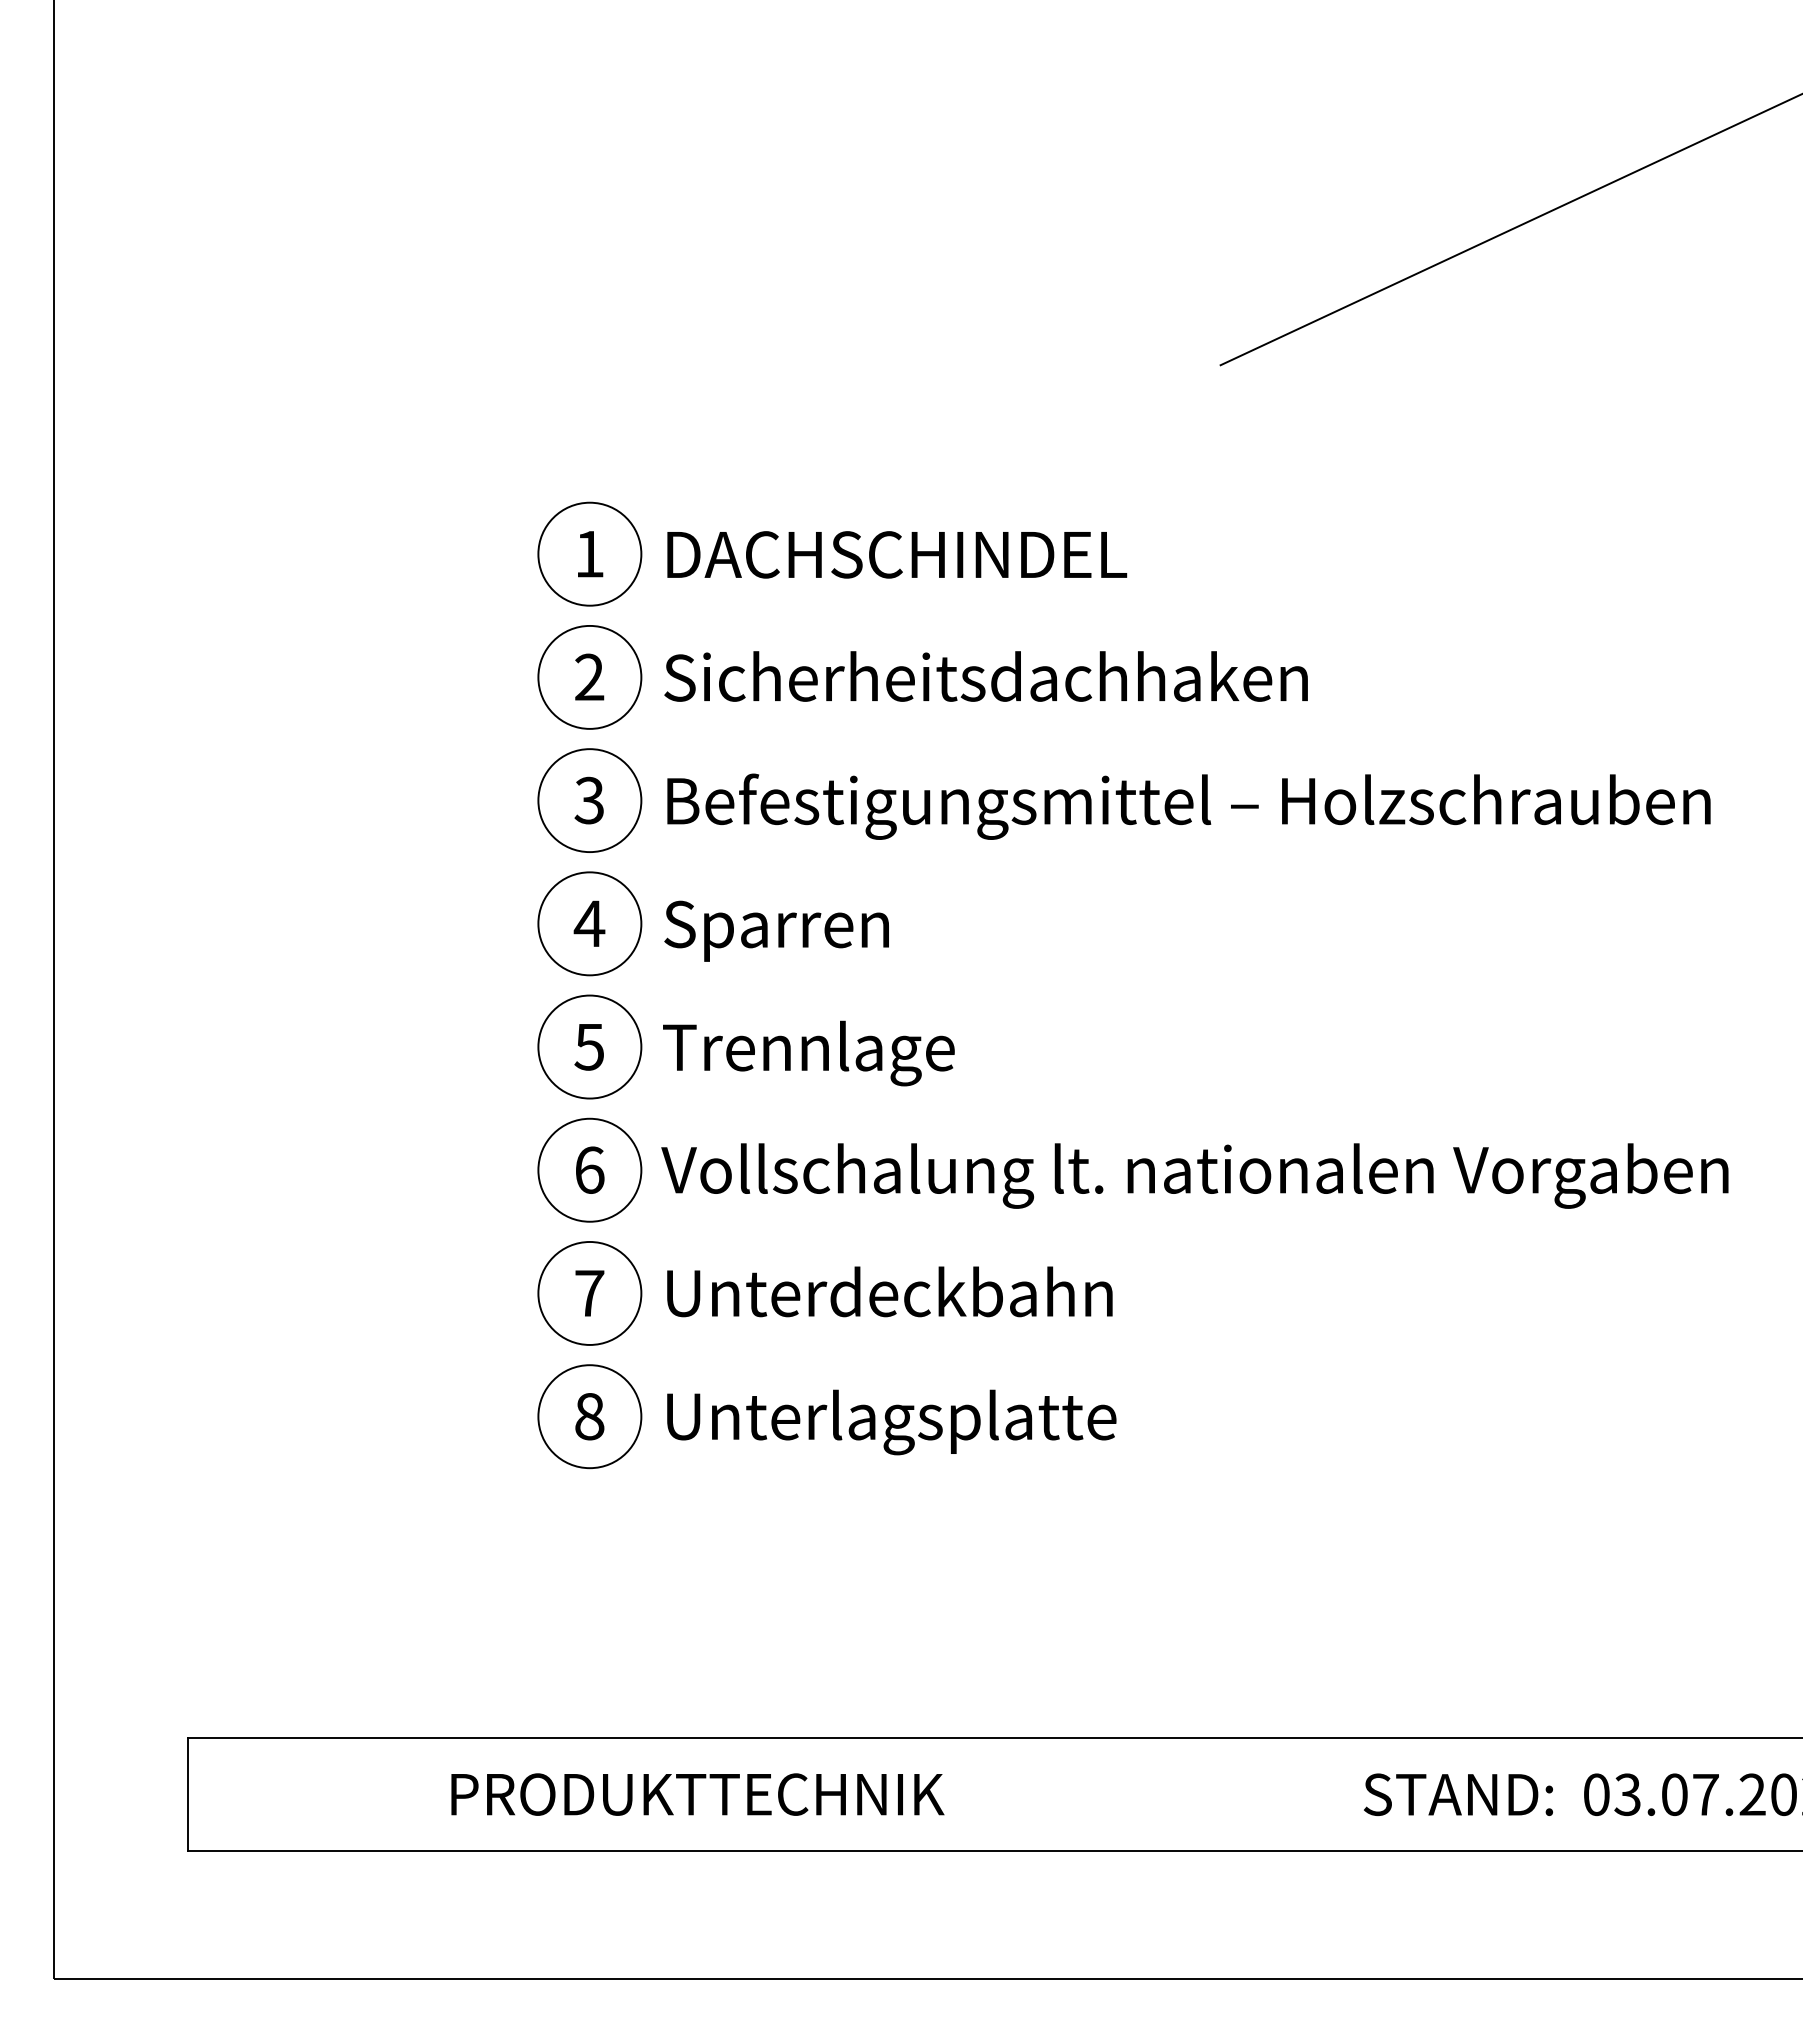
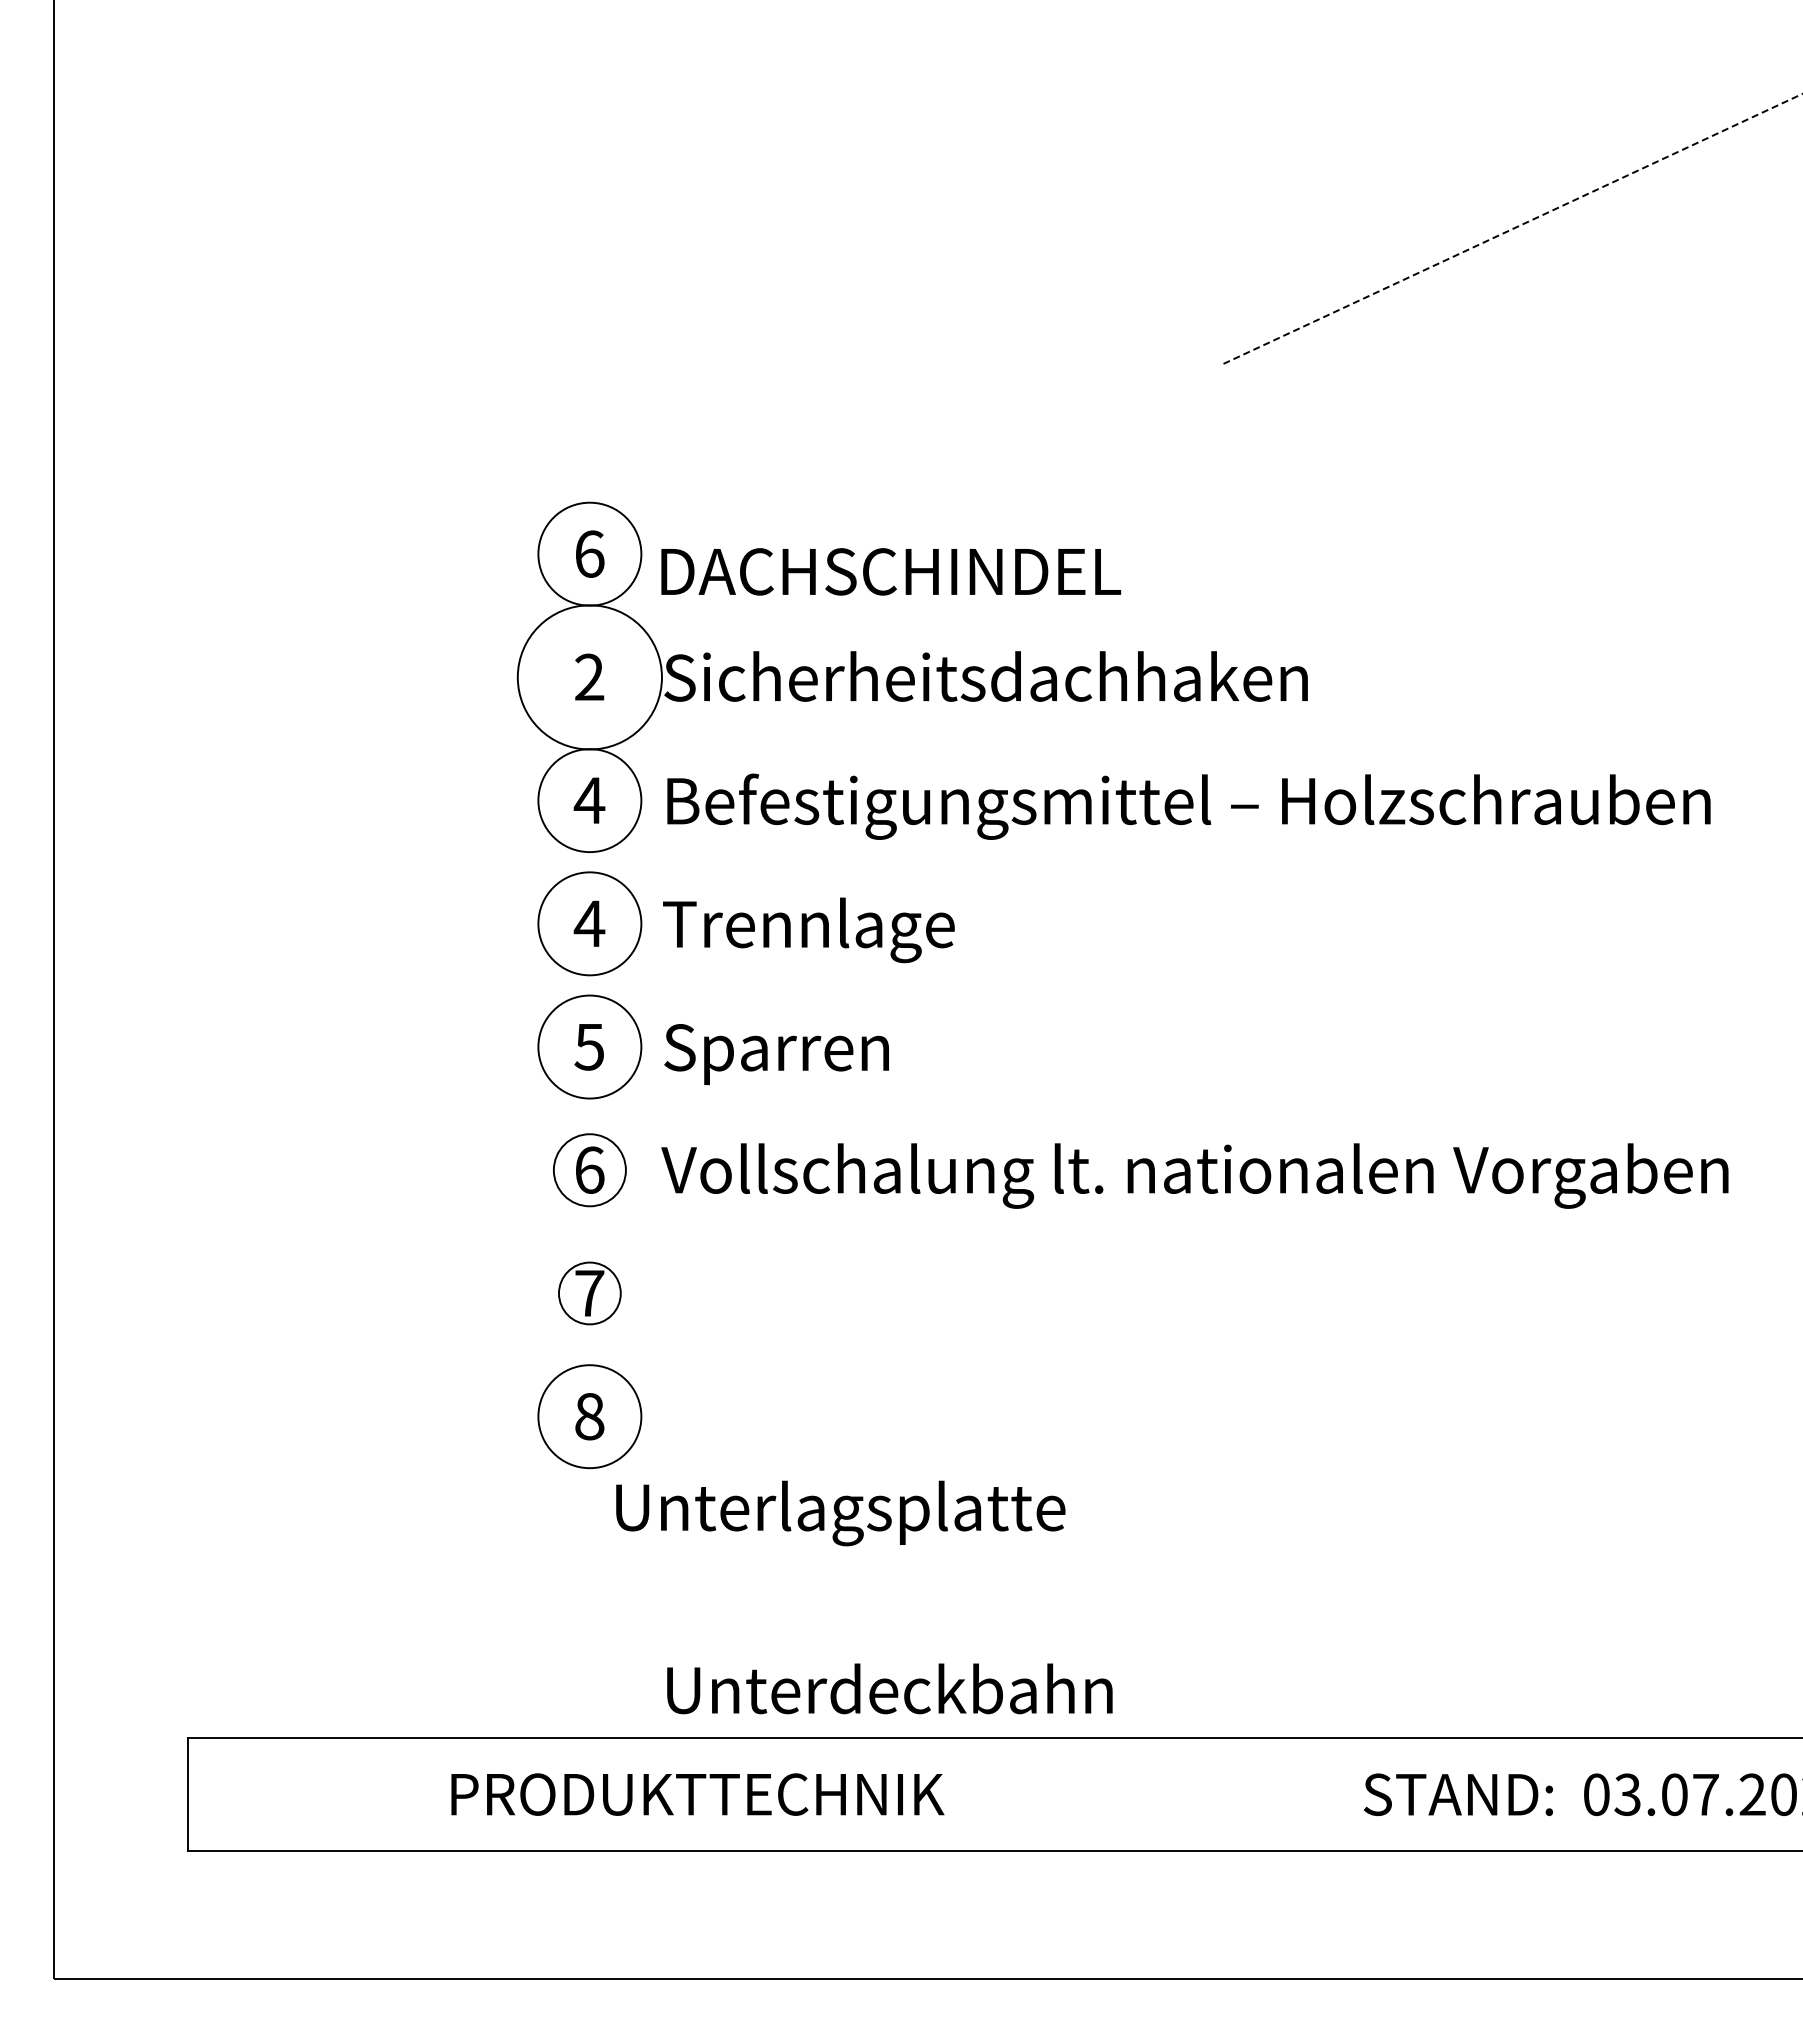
line: solid -> dashed (1511, 229)
text: 1 -> 6 (590, 553)
text position: (897, 554) -> (891, 571) (891, 571)
circle diameter: 103 px -> 144 px (589, 677)
text: 3 -> 4 (589, 800)
text: Sparren -> Trennlage (808, 930)
text: Trennlage -> Sparren (808, 1053)
circle diameter: 103 px -> 72 px (589, 1170)
text position: (889, 1291) -> (889, 1688) (889, 1688)
circle diameter: 103 px -> 62 px (589, 1293)
text position: (891, 1422) -> (840, 1513) (840, 1513)
